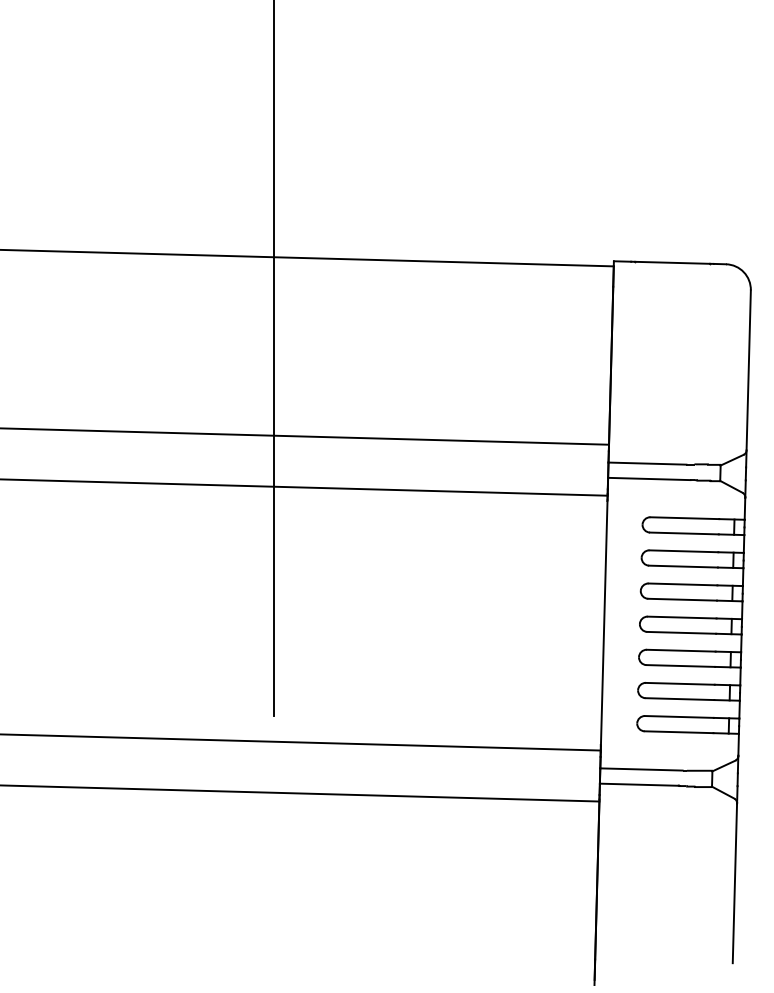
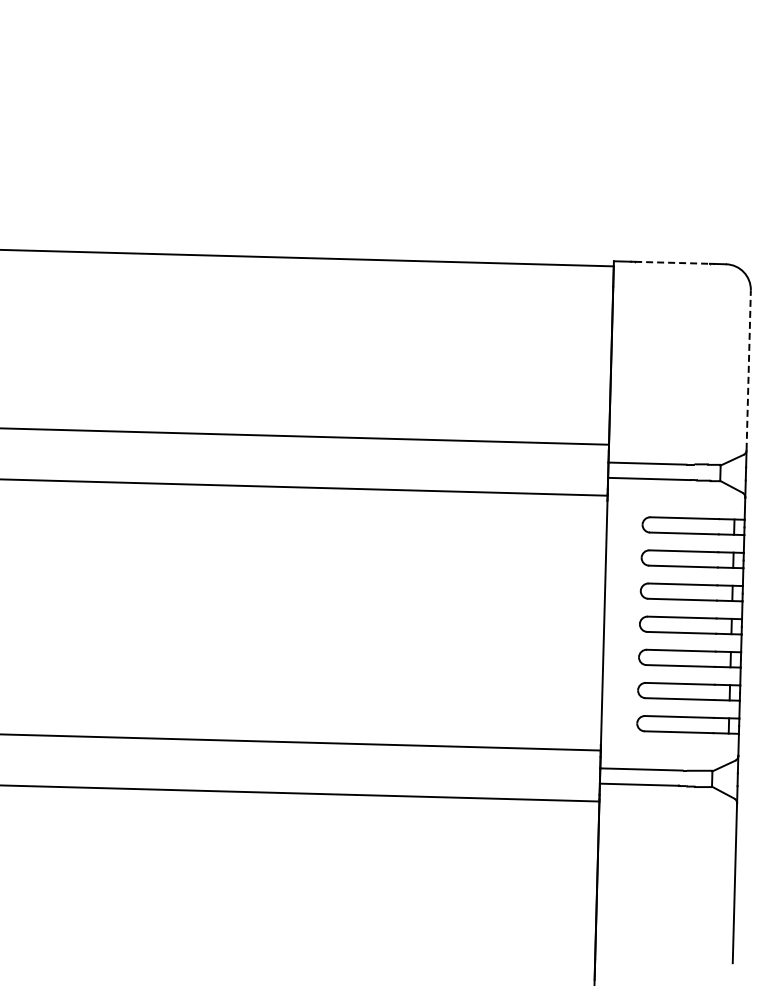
line: solid -> dashed (673, 262)
line: present -> none (273, 359)
line: solid -> dashed (748, 370)
